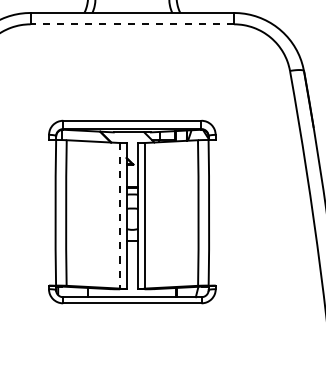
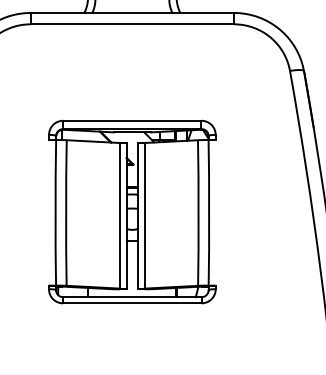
line: dashed -> solid (132, 24)
line: dashed -> solid (120, 215)
